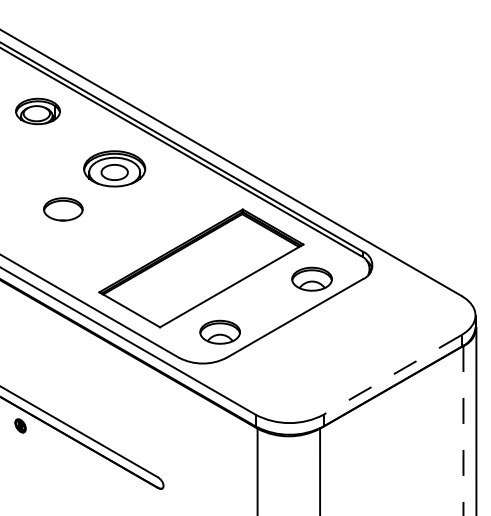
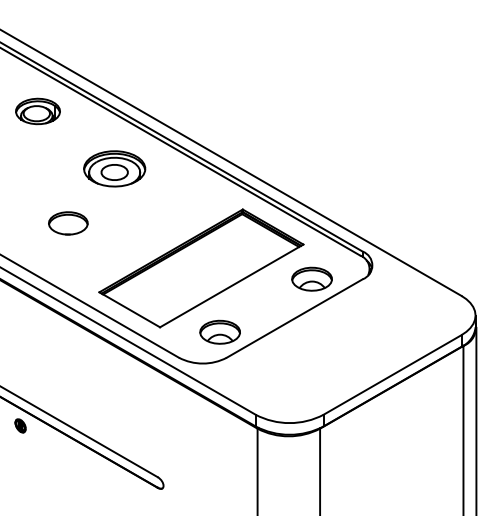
part position: (63, 209) -> (68, 223) (68, 223)
line: dashed -> solid (392, 374)
line: dashed -> solid (463, 430)
